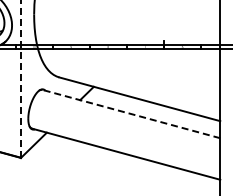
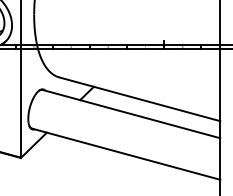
line: dashed -> solid (20, 79)
line: dashed -> solid (130, 113)
